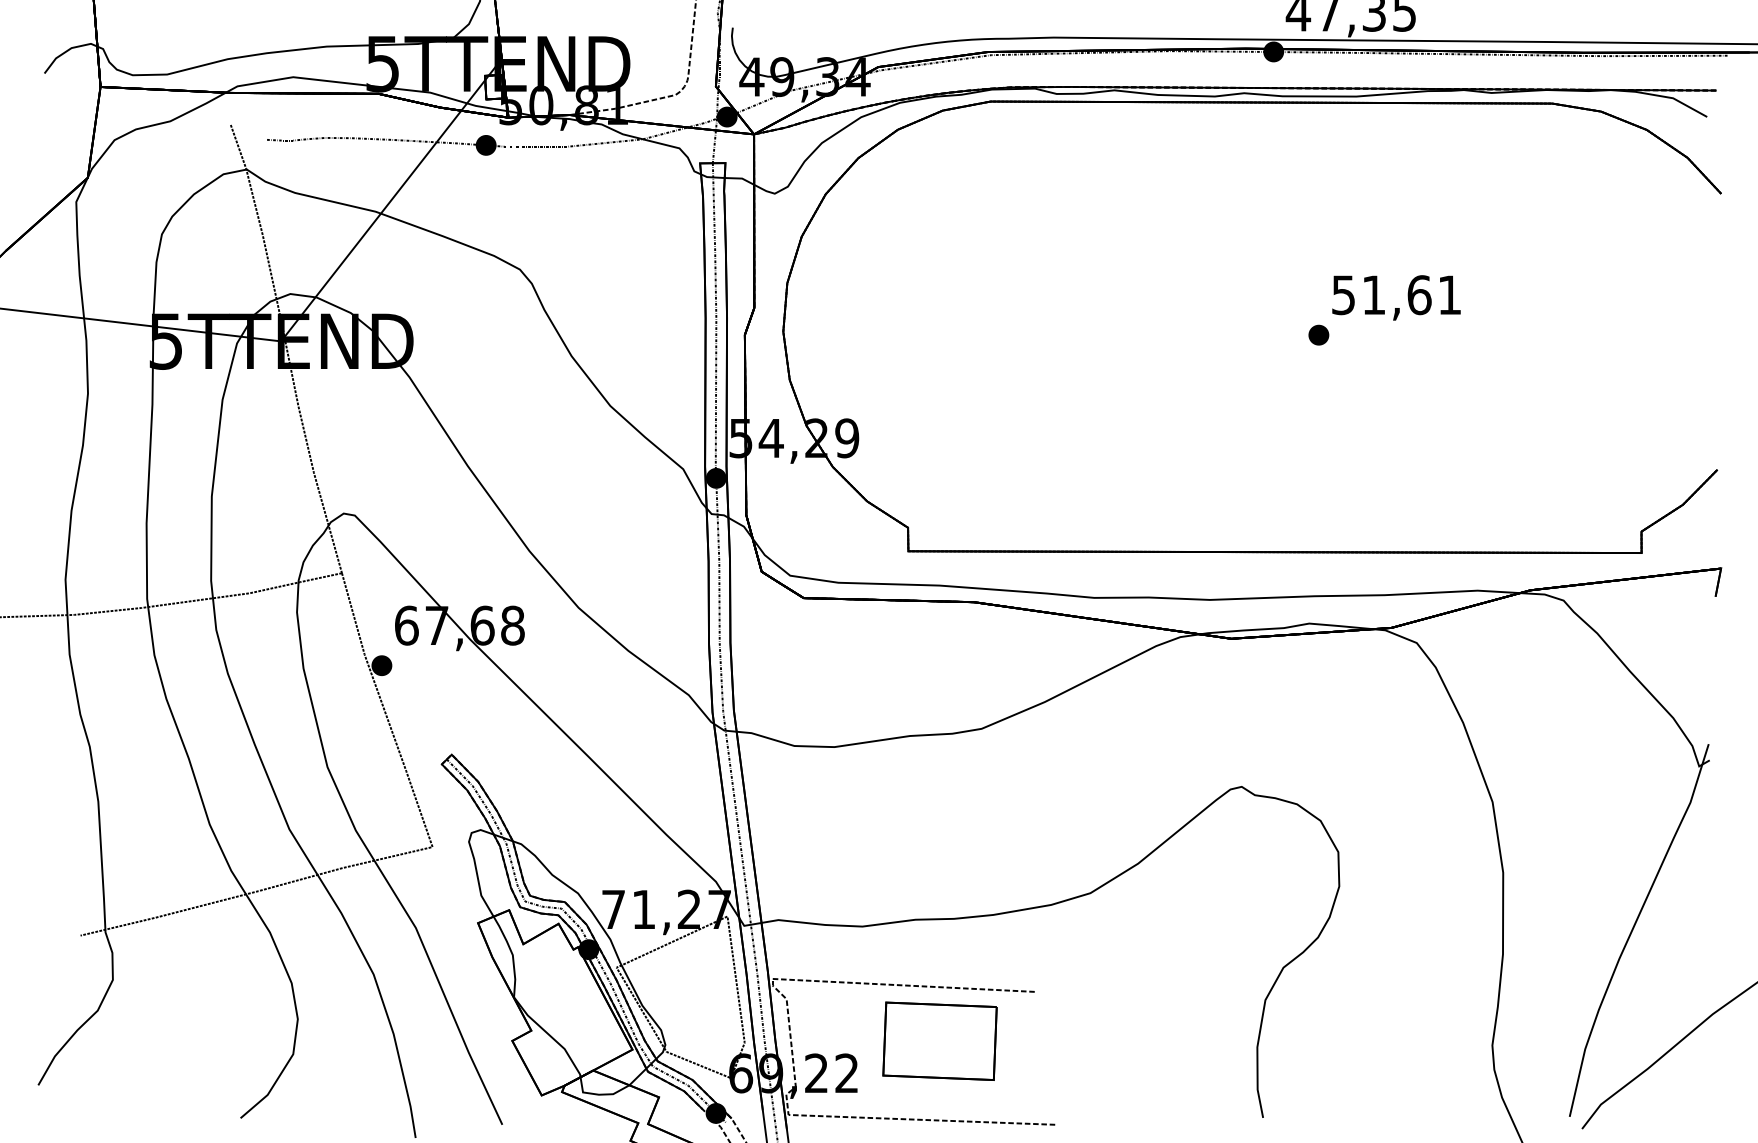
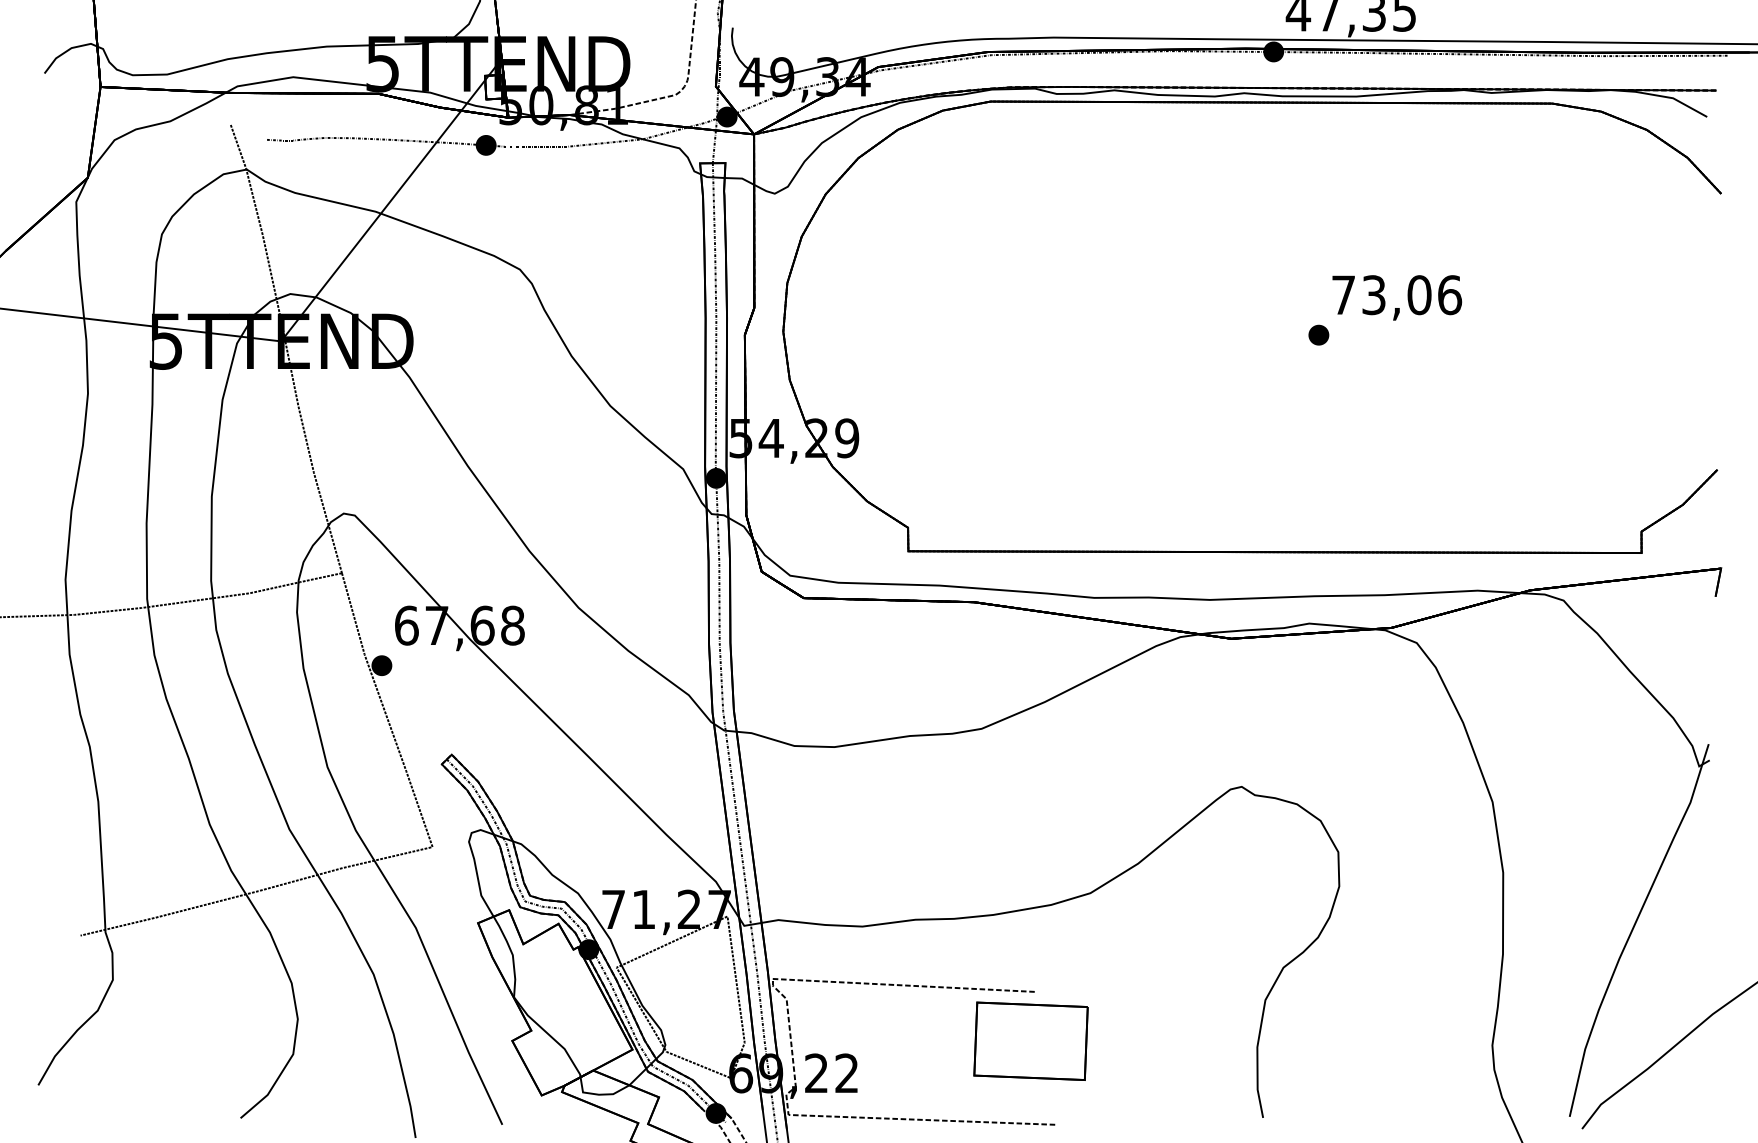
text: 51,61 -> 73,06 (1397, 295)
part position: (939, 1040) -> (1030, 1040) (1030, 1040)
